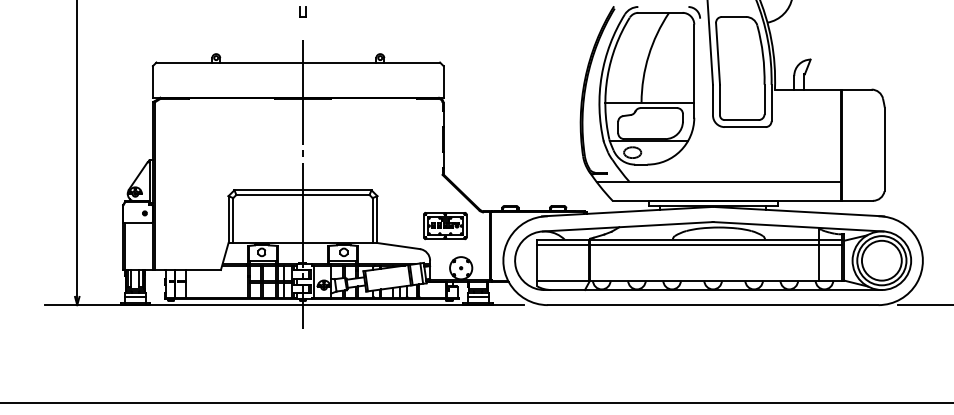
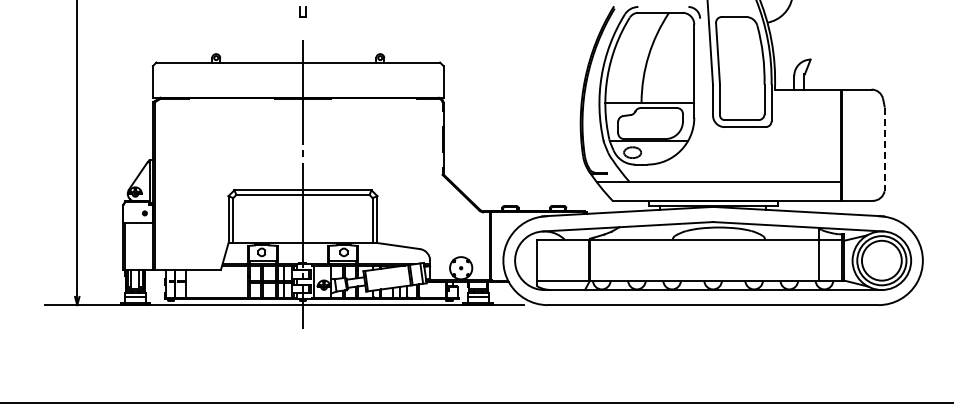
line: solid -> dashed (884, 149)
part: present -> none (445, 226)
line: present -> none (689, 245)
line: present -> none (924, 305)
